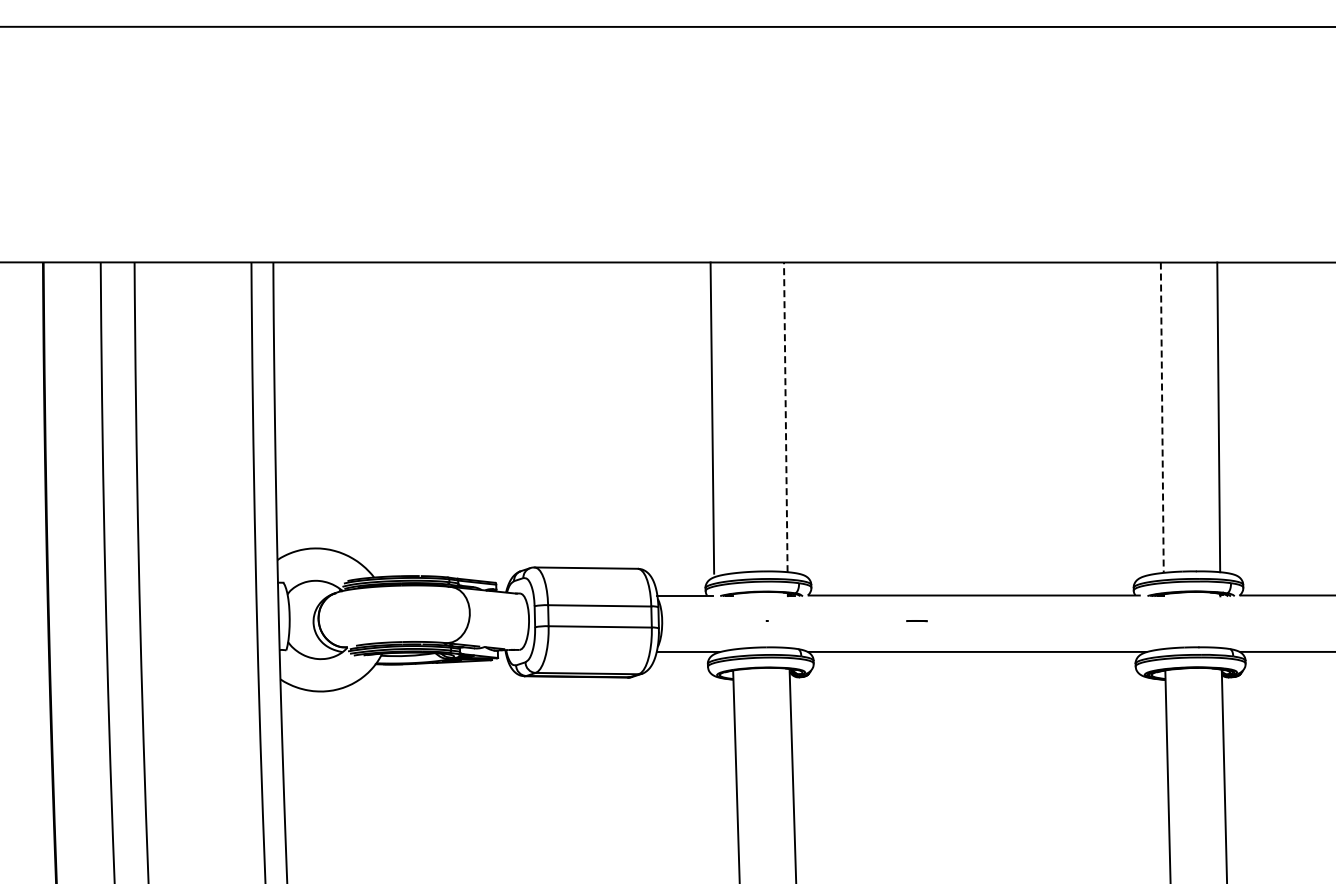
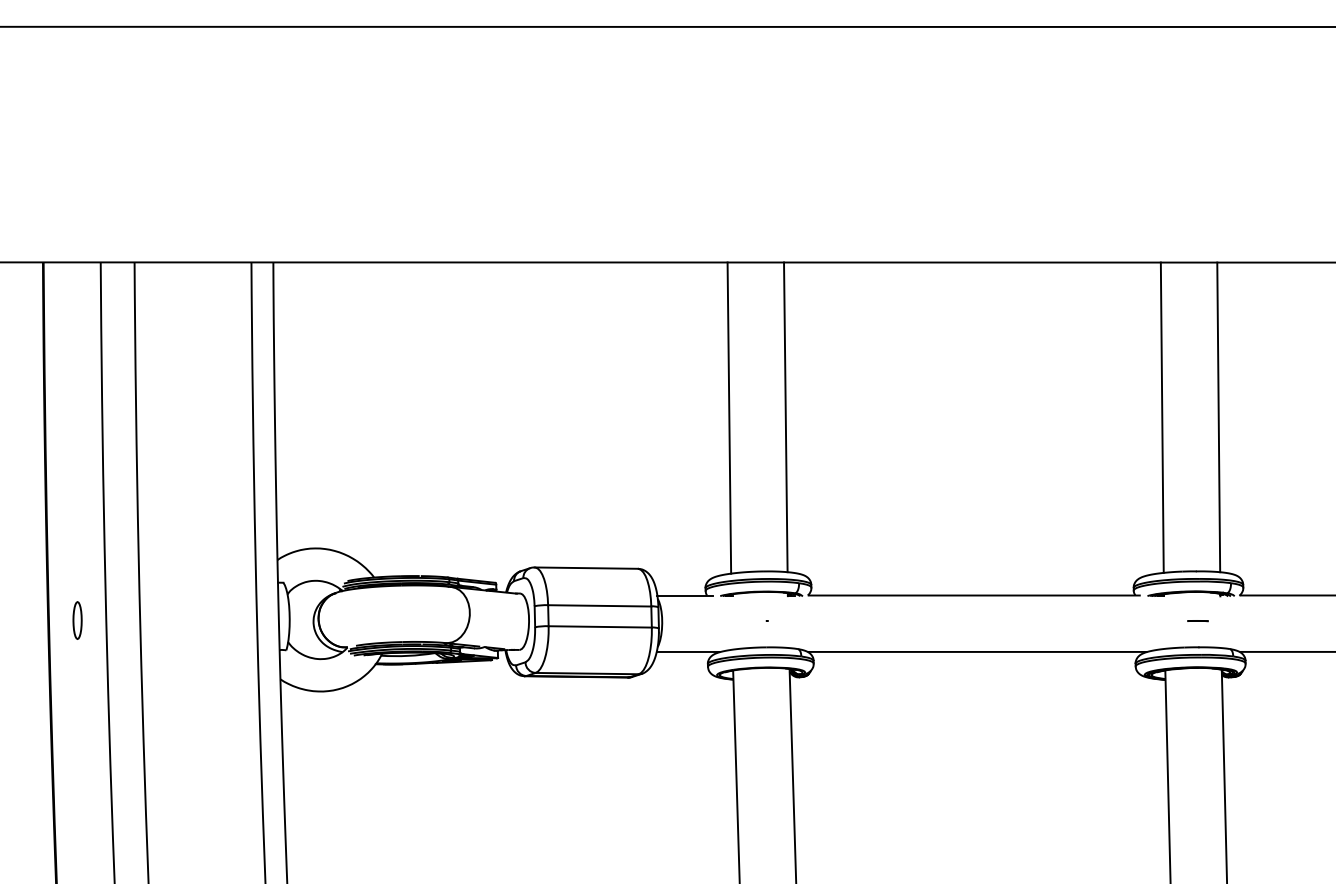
line position: (712, 417) -> (729, 417) (729, 417)
line: dashed -> solid (785, 417)
line: dashed -> solid (1162, 418)
part: none -> present (77, 620)
line position: (916, 621) -> (1197, 621) (1197, 621)
